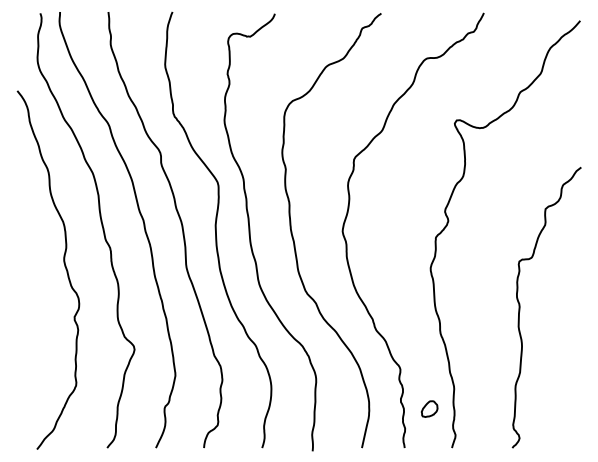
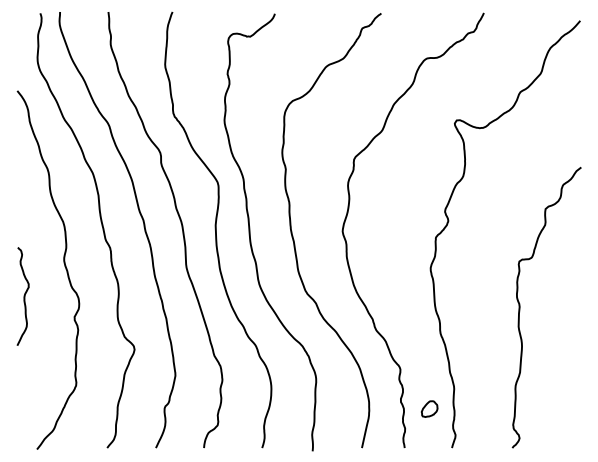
curve: none -> present (23, 296)
